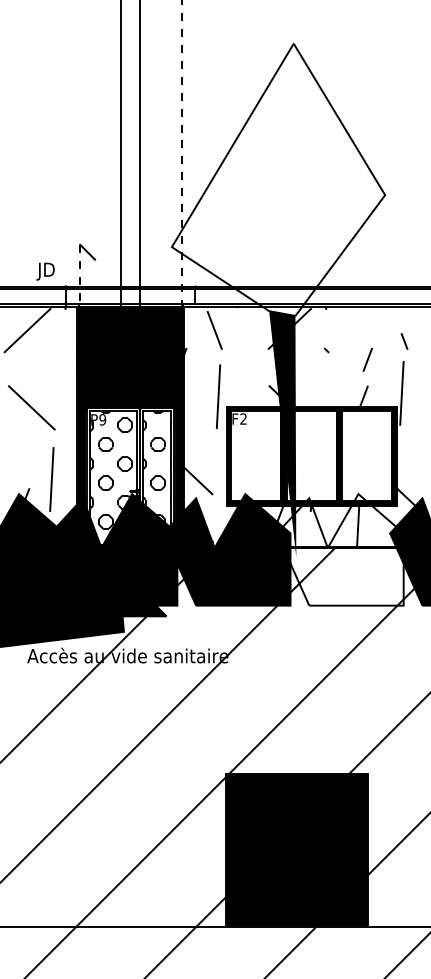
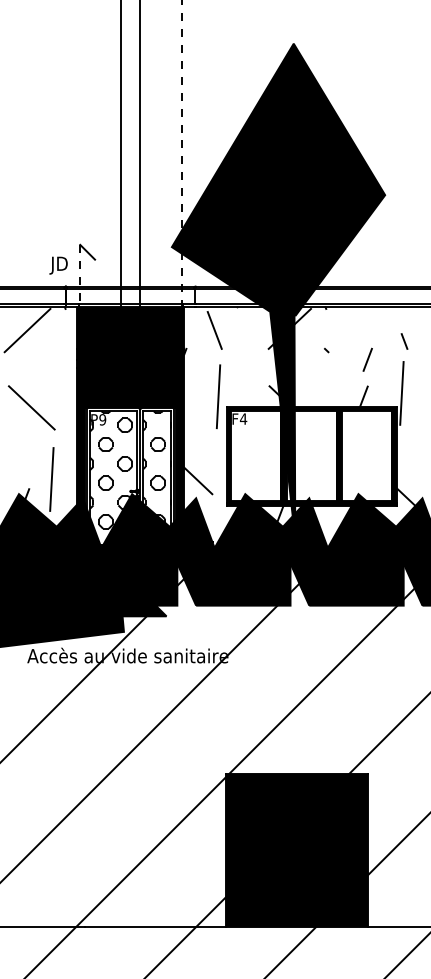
fill: none -> present (278, 179)
text position: (45, 271) -> (58, 265) (58, 265)
text: F2 -> F4 (243, 418)
fill: none -> present (339, 549)
